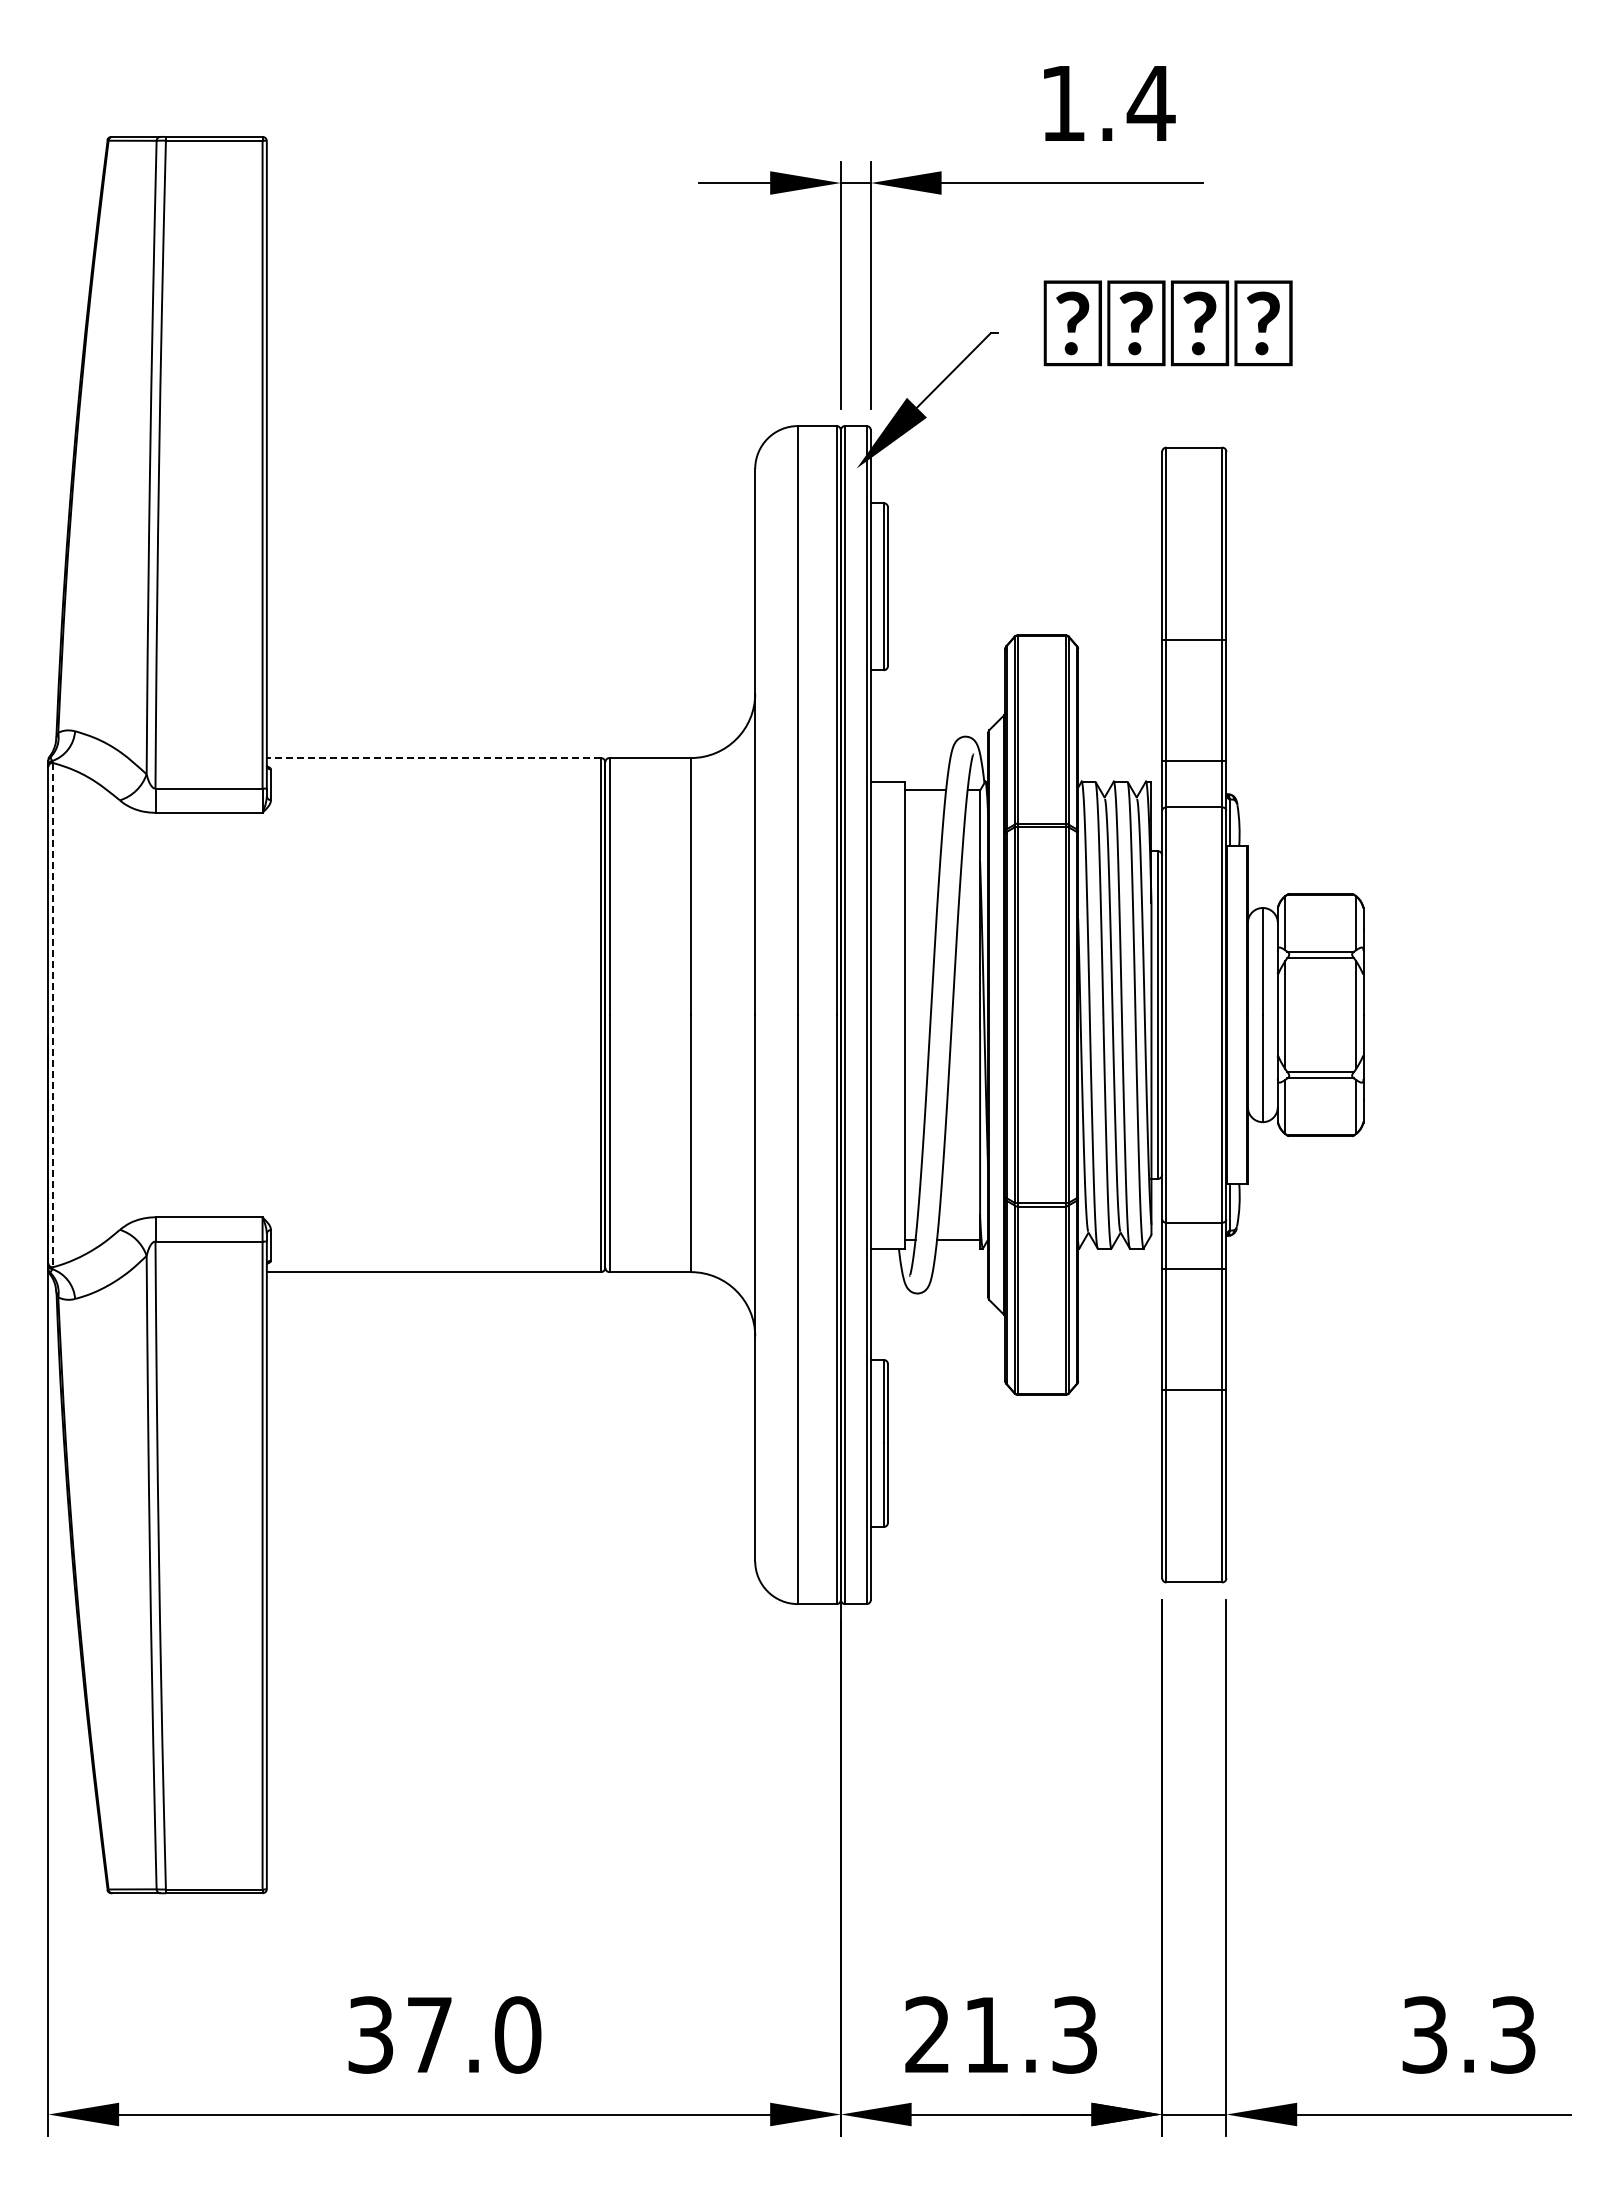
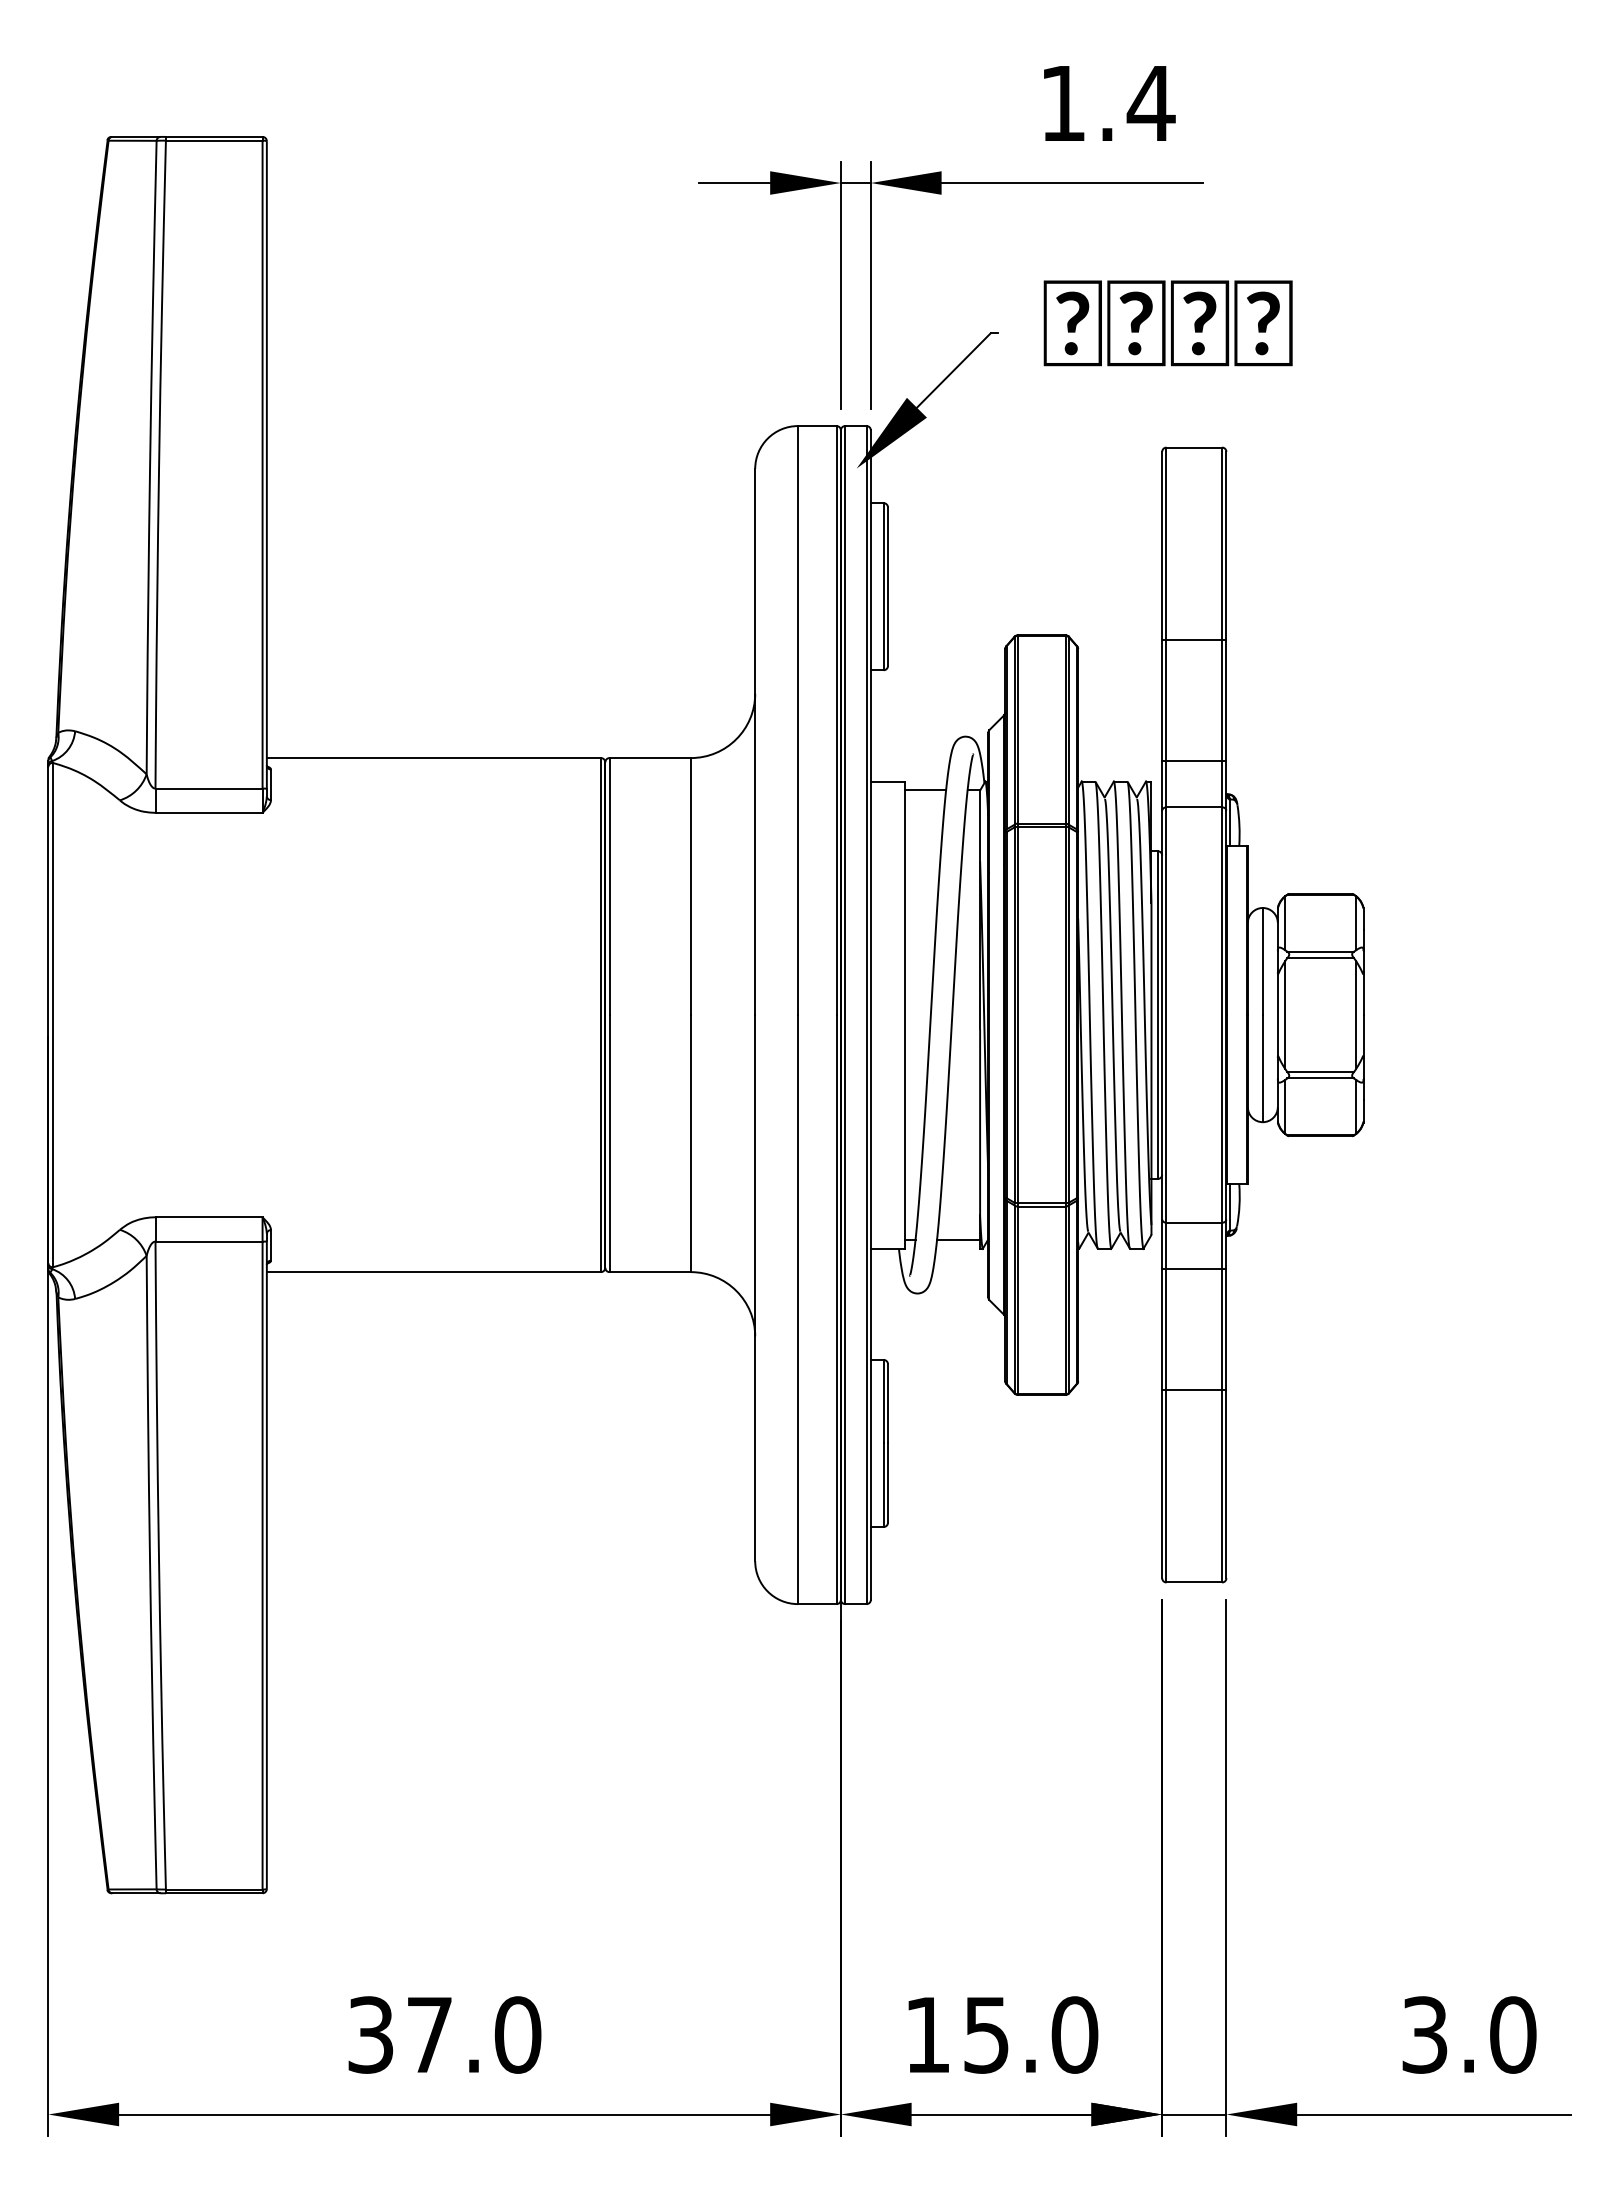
line: dashed -> solid (433, 758)
line: dashed -> solid (52, 1015)
text: 21.3 -> 15.0 (1001, 2034)
text: 3.3 -> 3.0 (1513, 2034)
